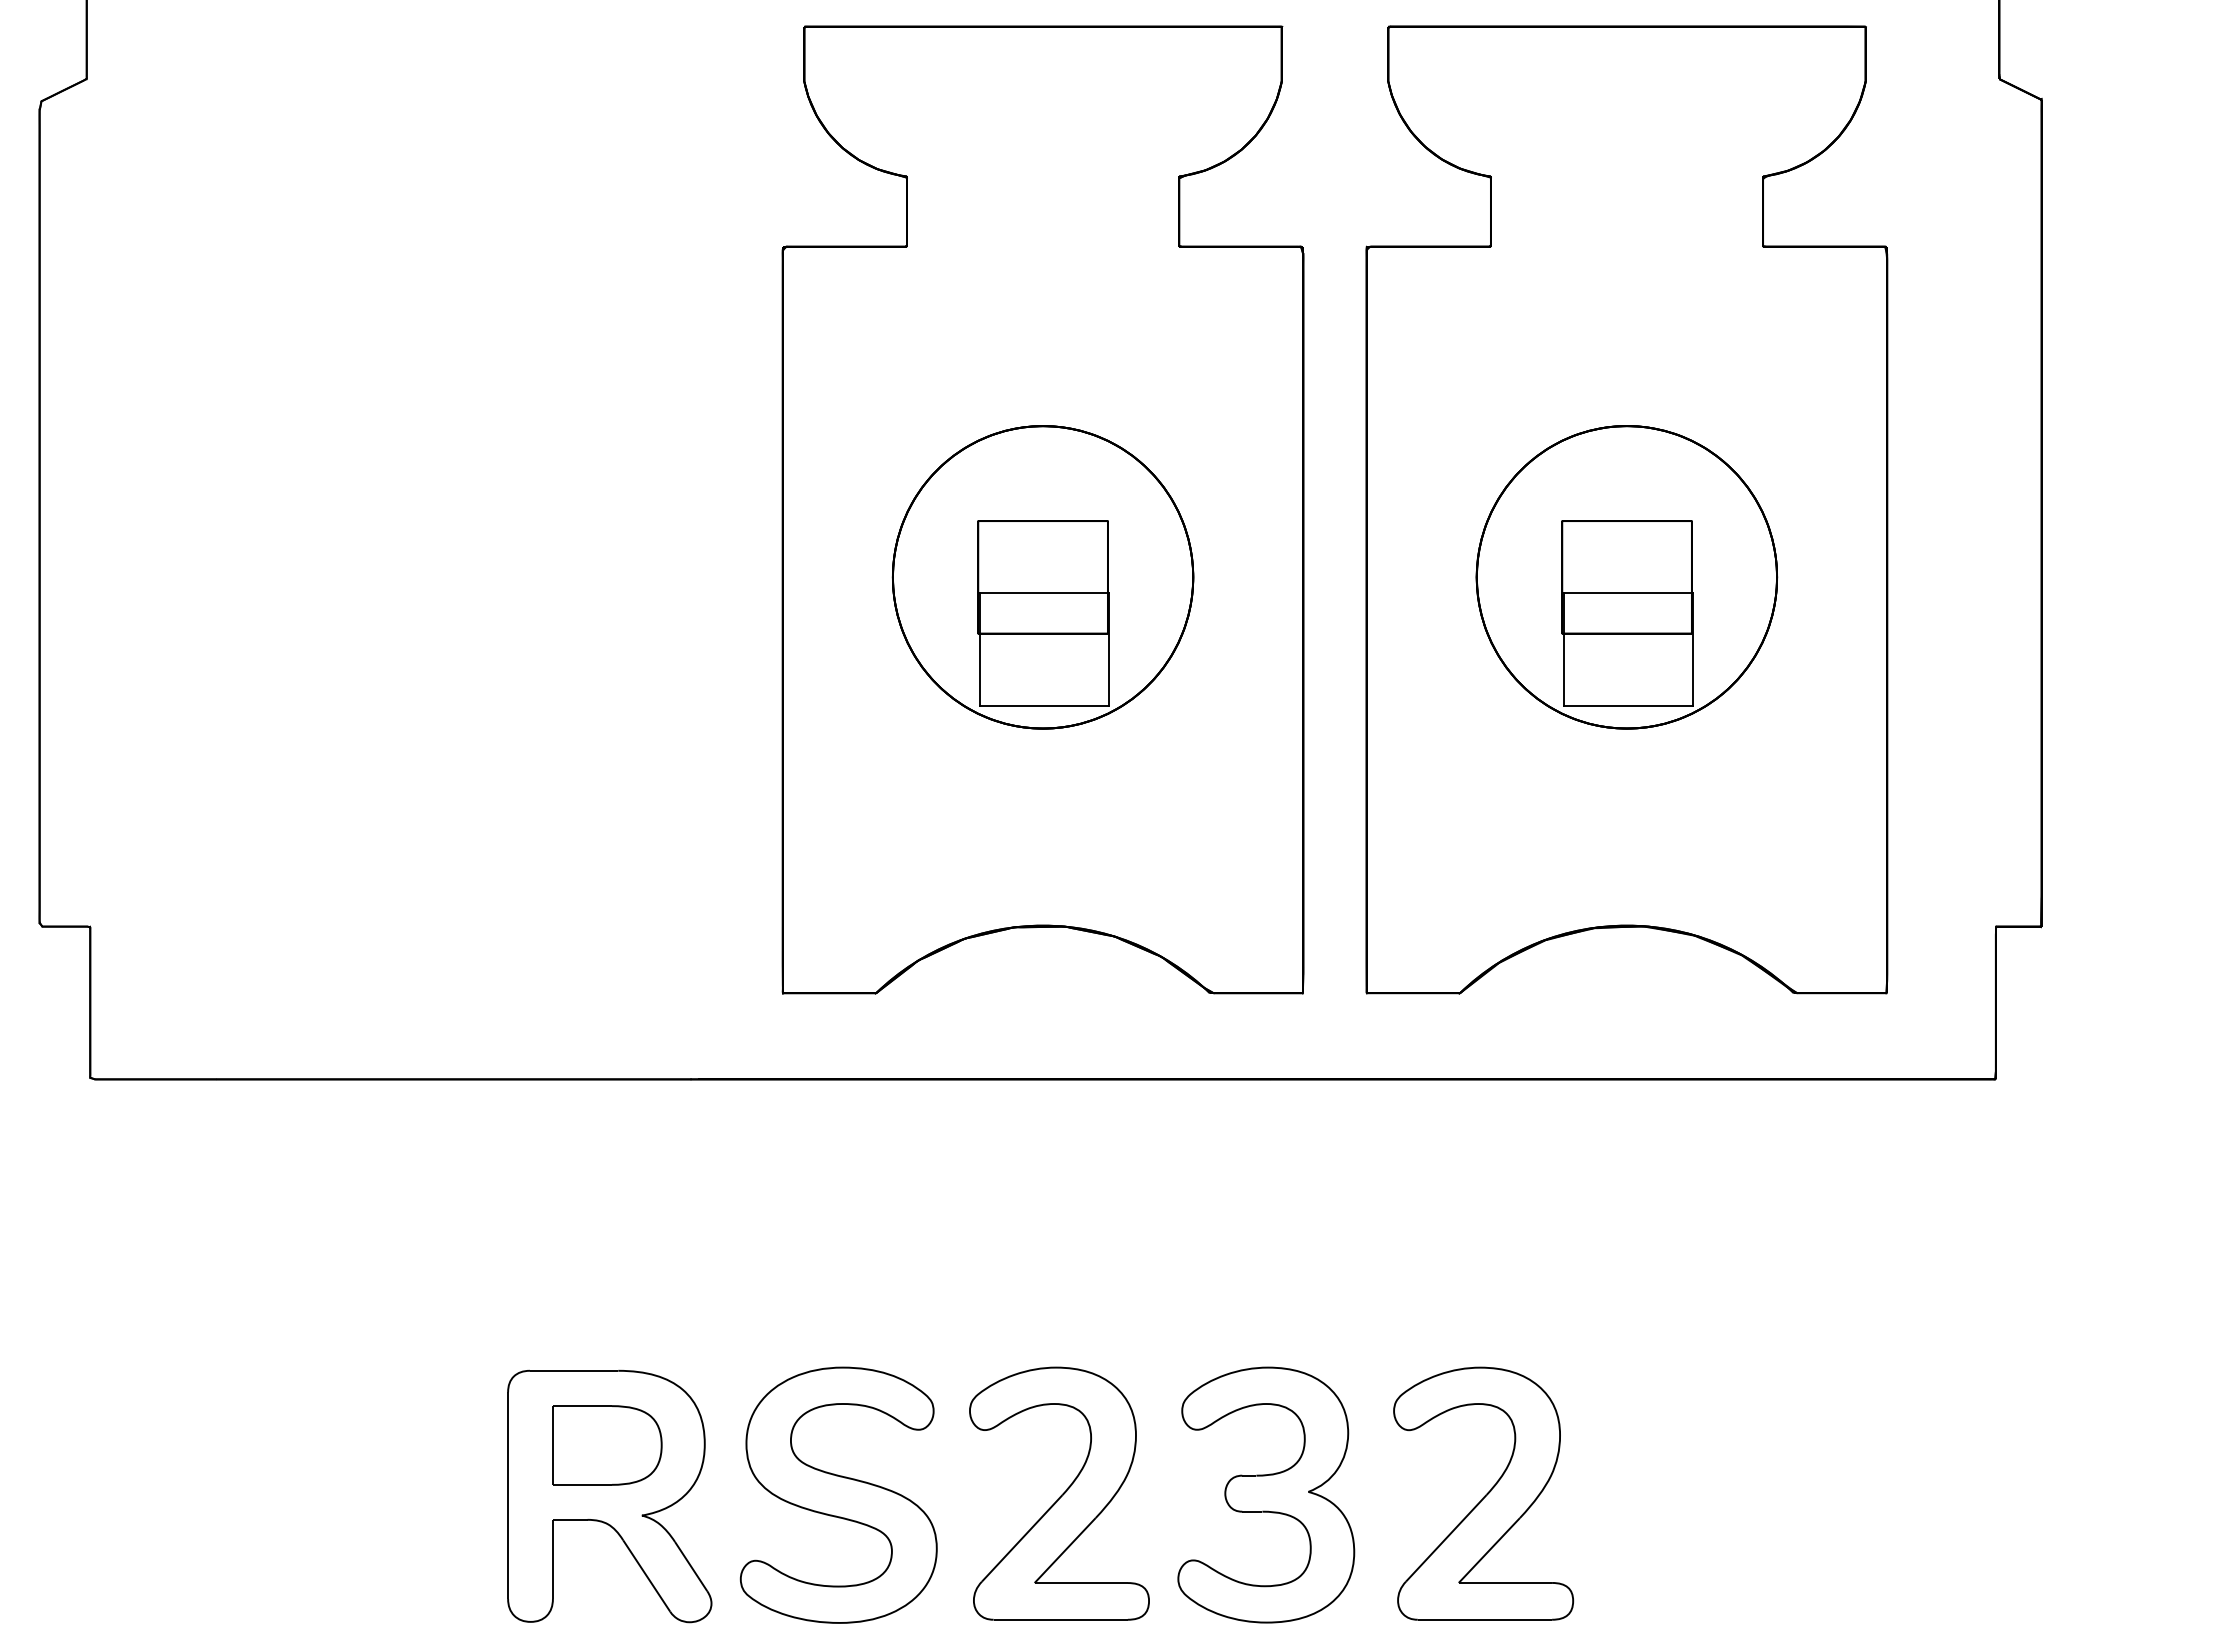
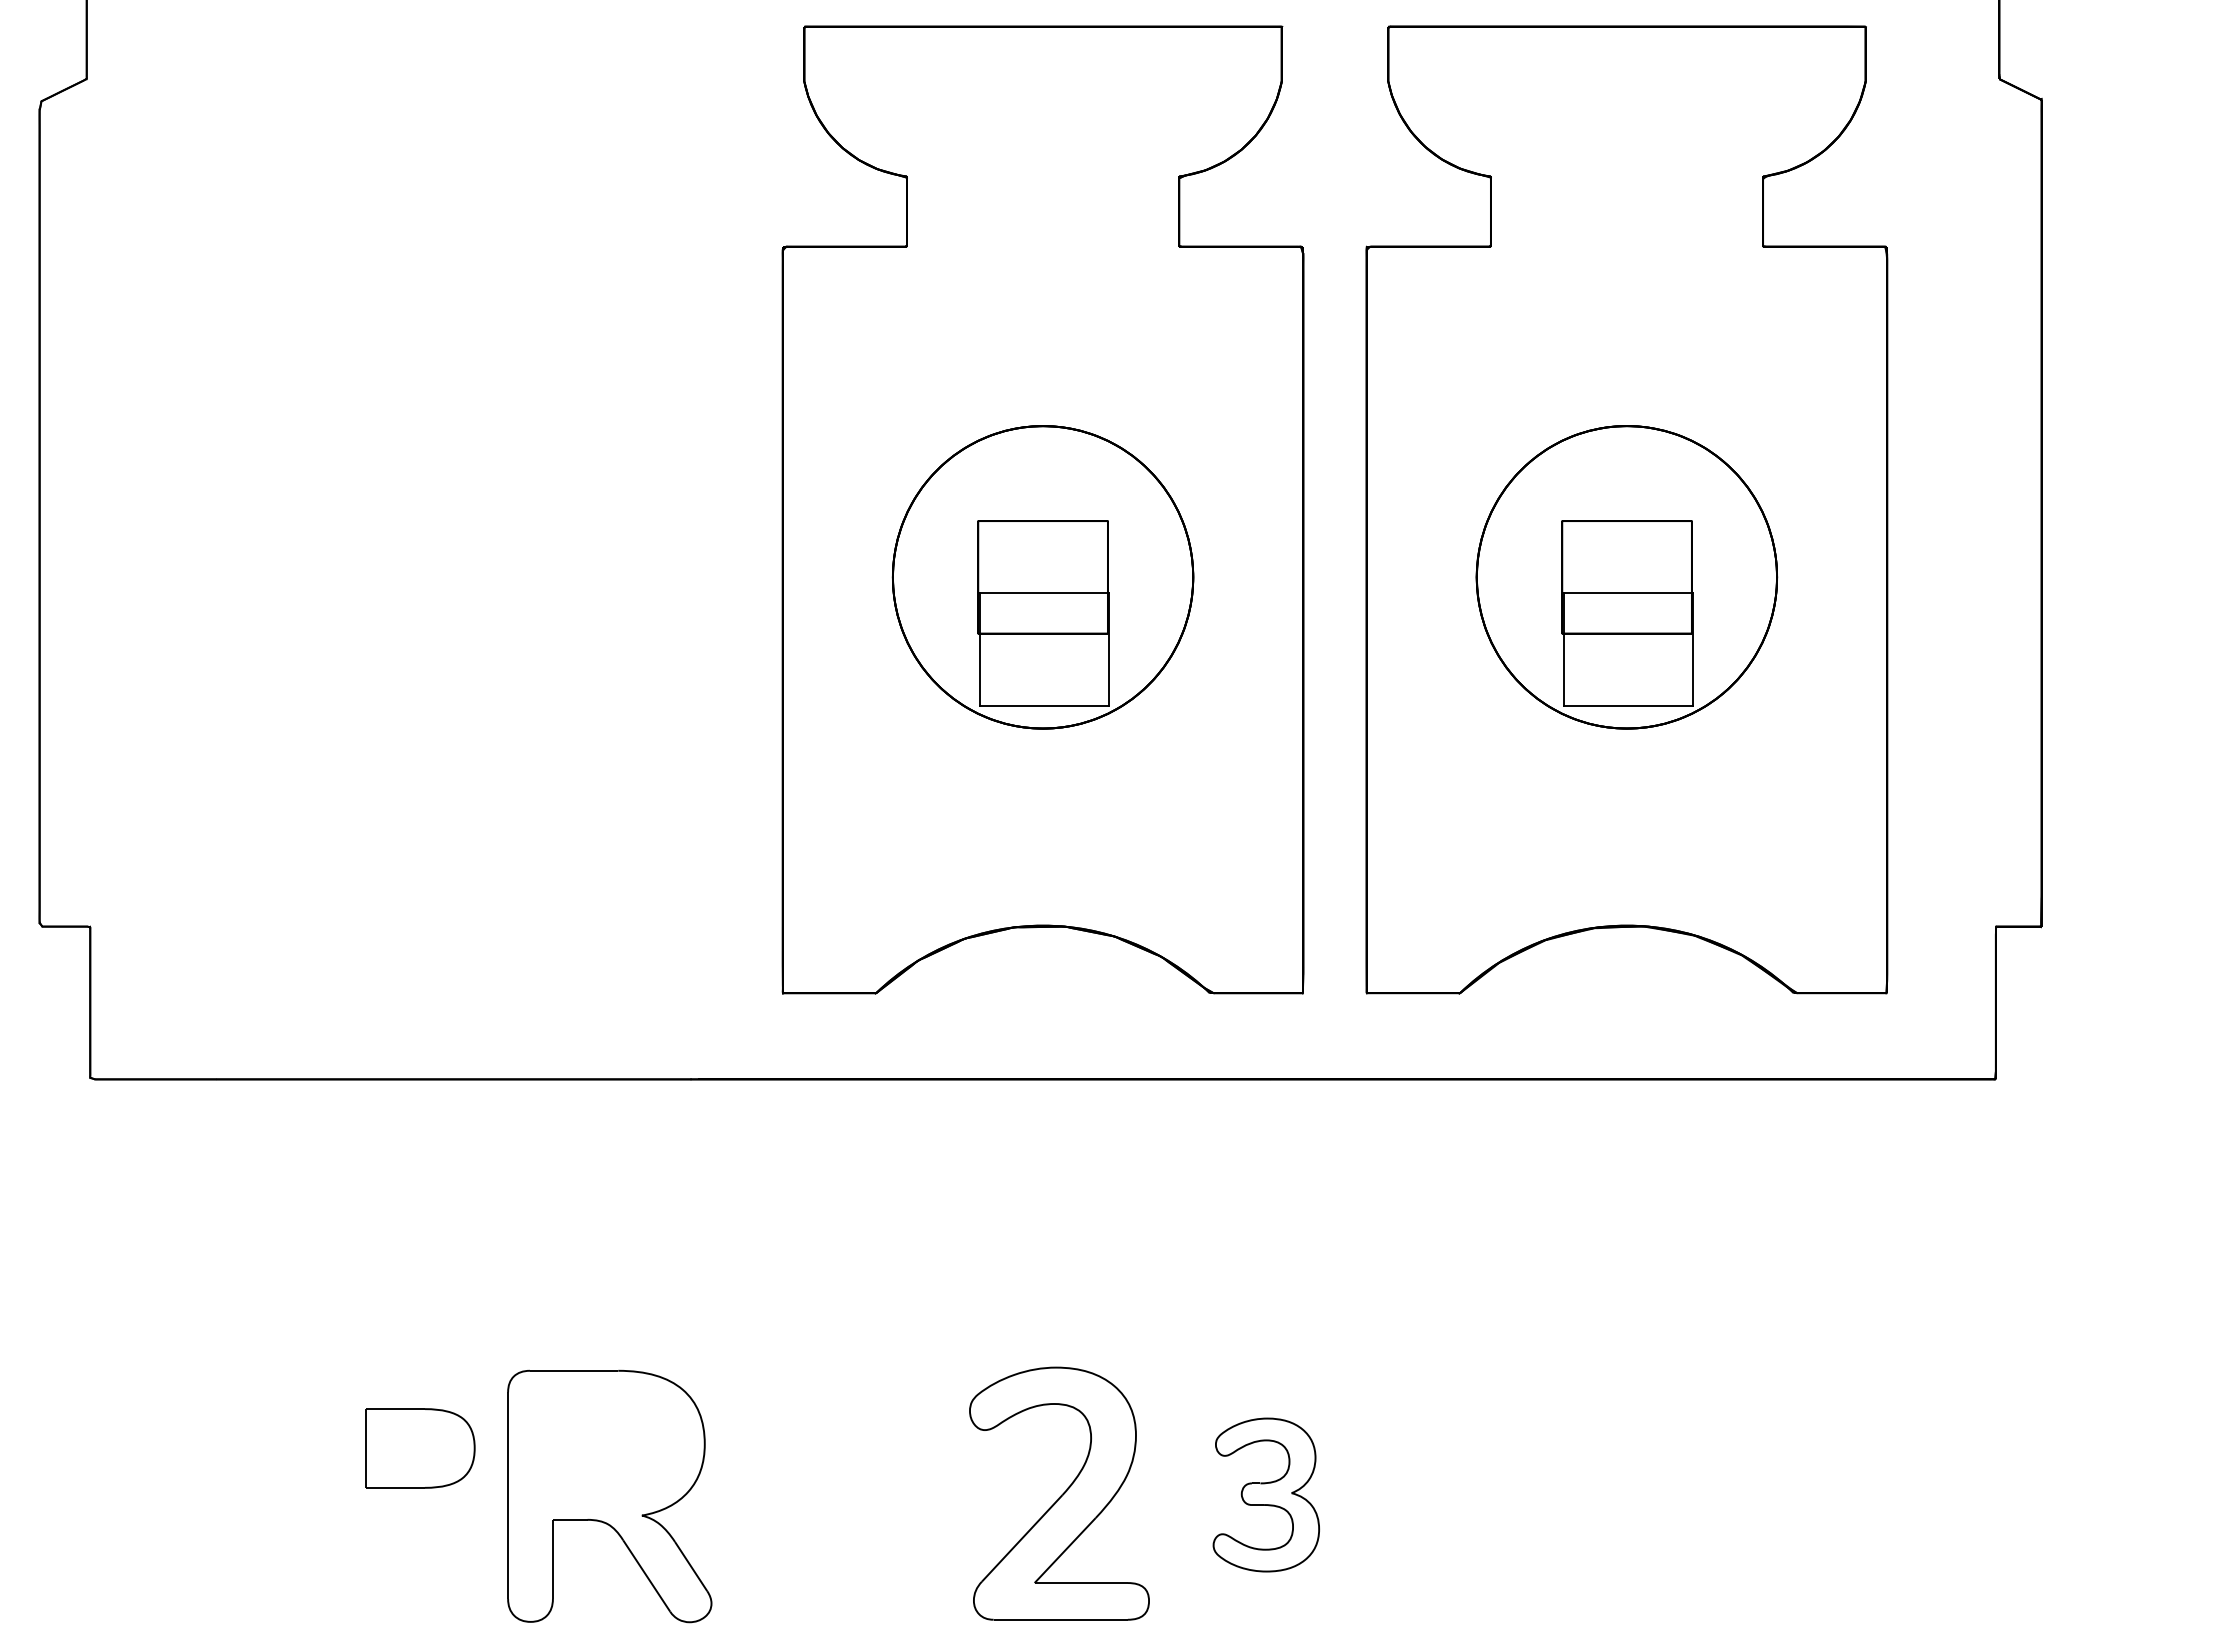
part position: (607, 1445) -> (420, 1448) (420, 1448)
part: present -> none (1483, 1493)
part: present -> none (838, 1494)
part size: 179x258 px -> 108x156 px (1265, 1494)
